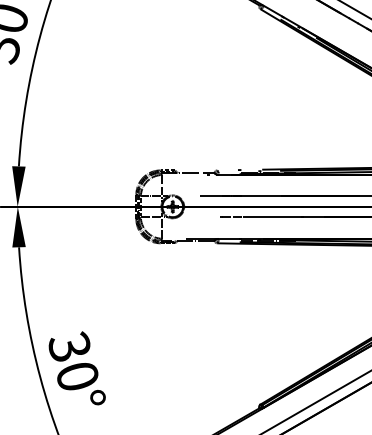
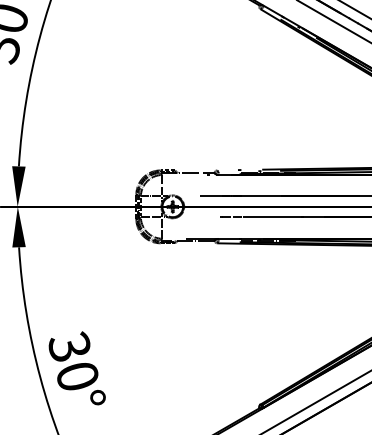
line: none -> present (334, 21)
